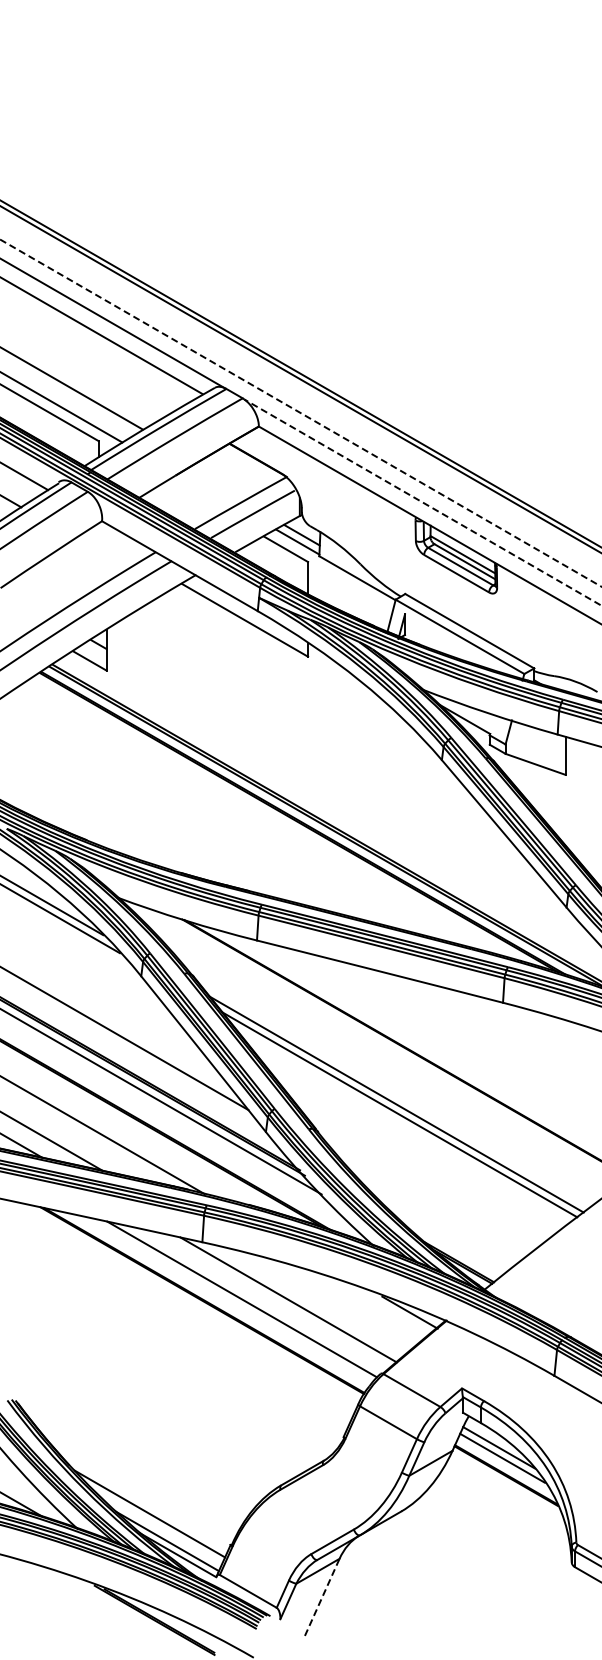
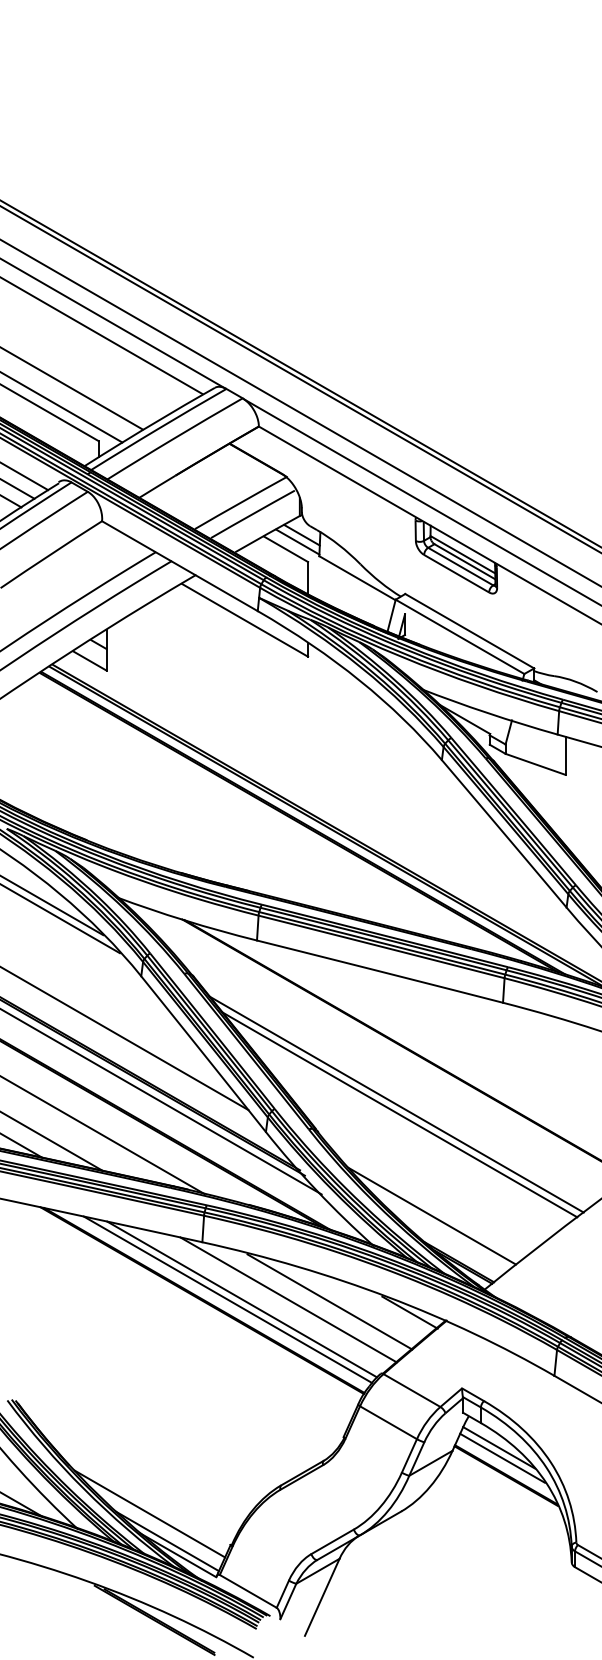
line: dashed -> solid (301, 413)
line: none -> present (18, 489)
line: dashed -> solid (422, 502)
line: none -> present (431, 1215)
line: none -> present (227, 1299)
line: none -> present (329, 1301)
line: dashed -> solid (322, 1596)
